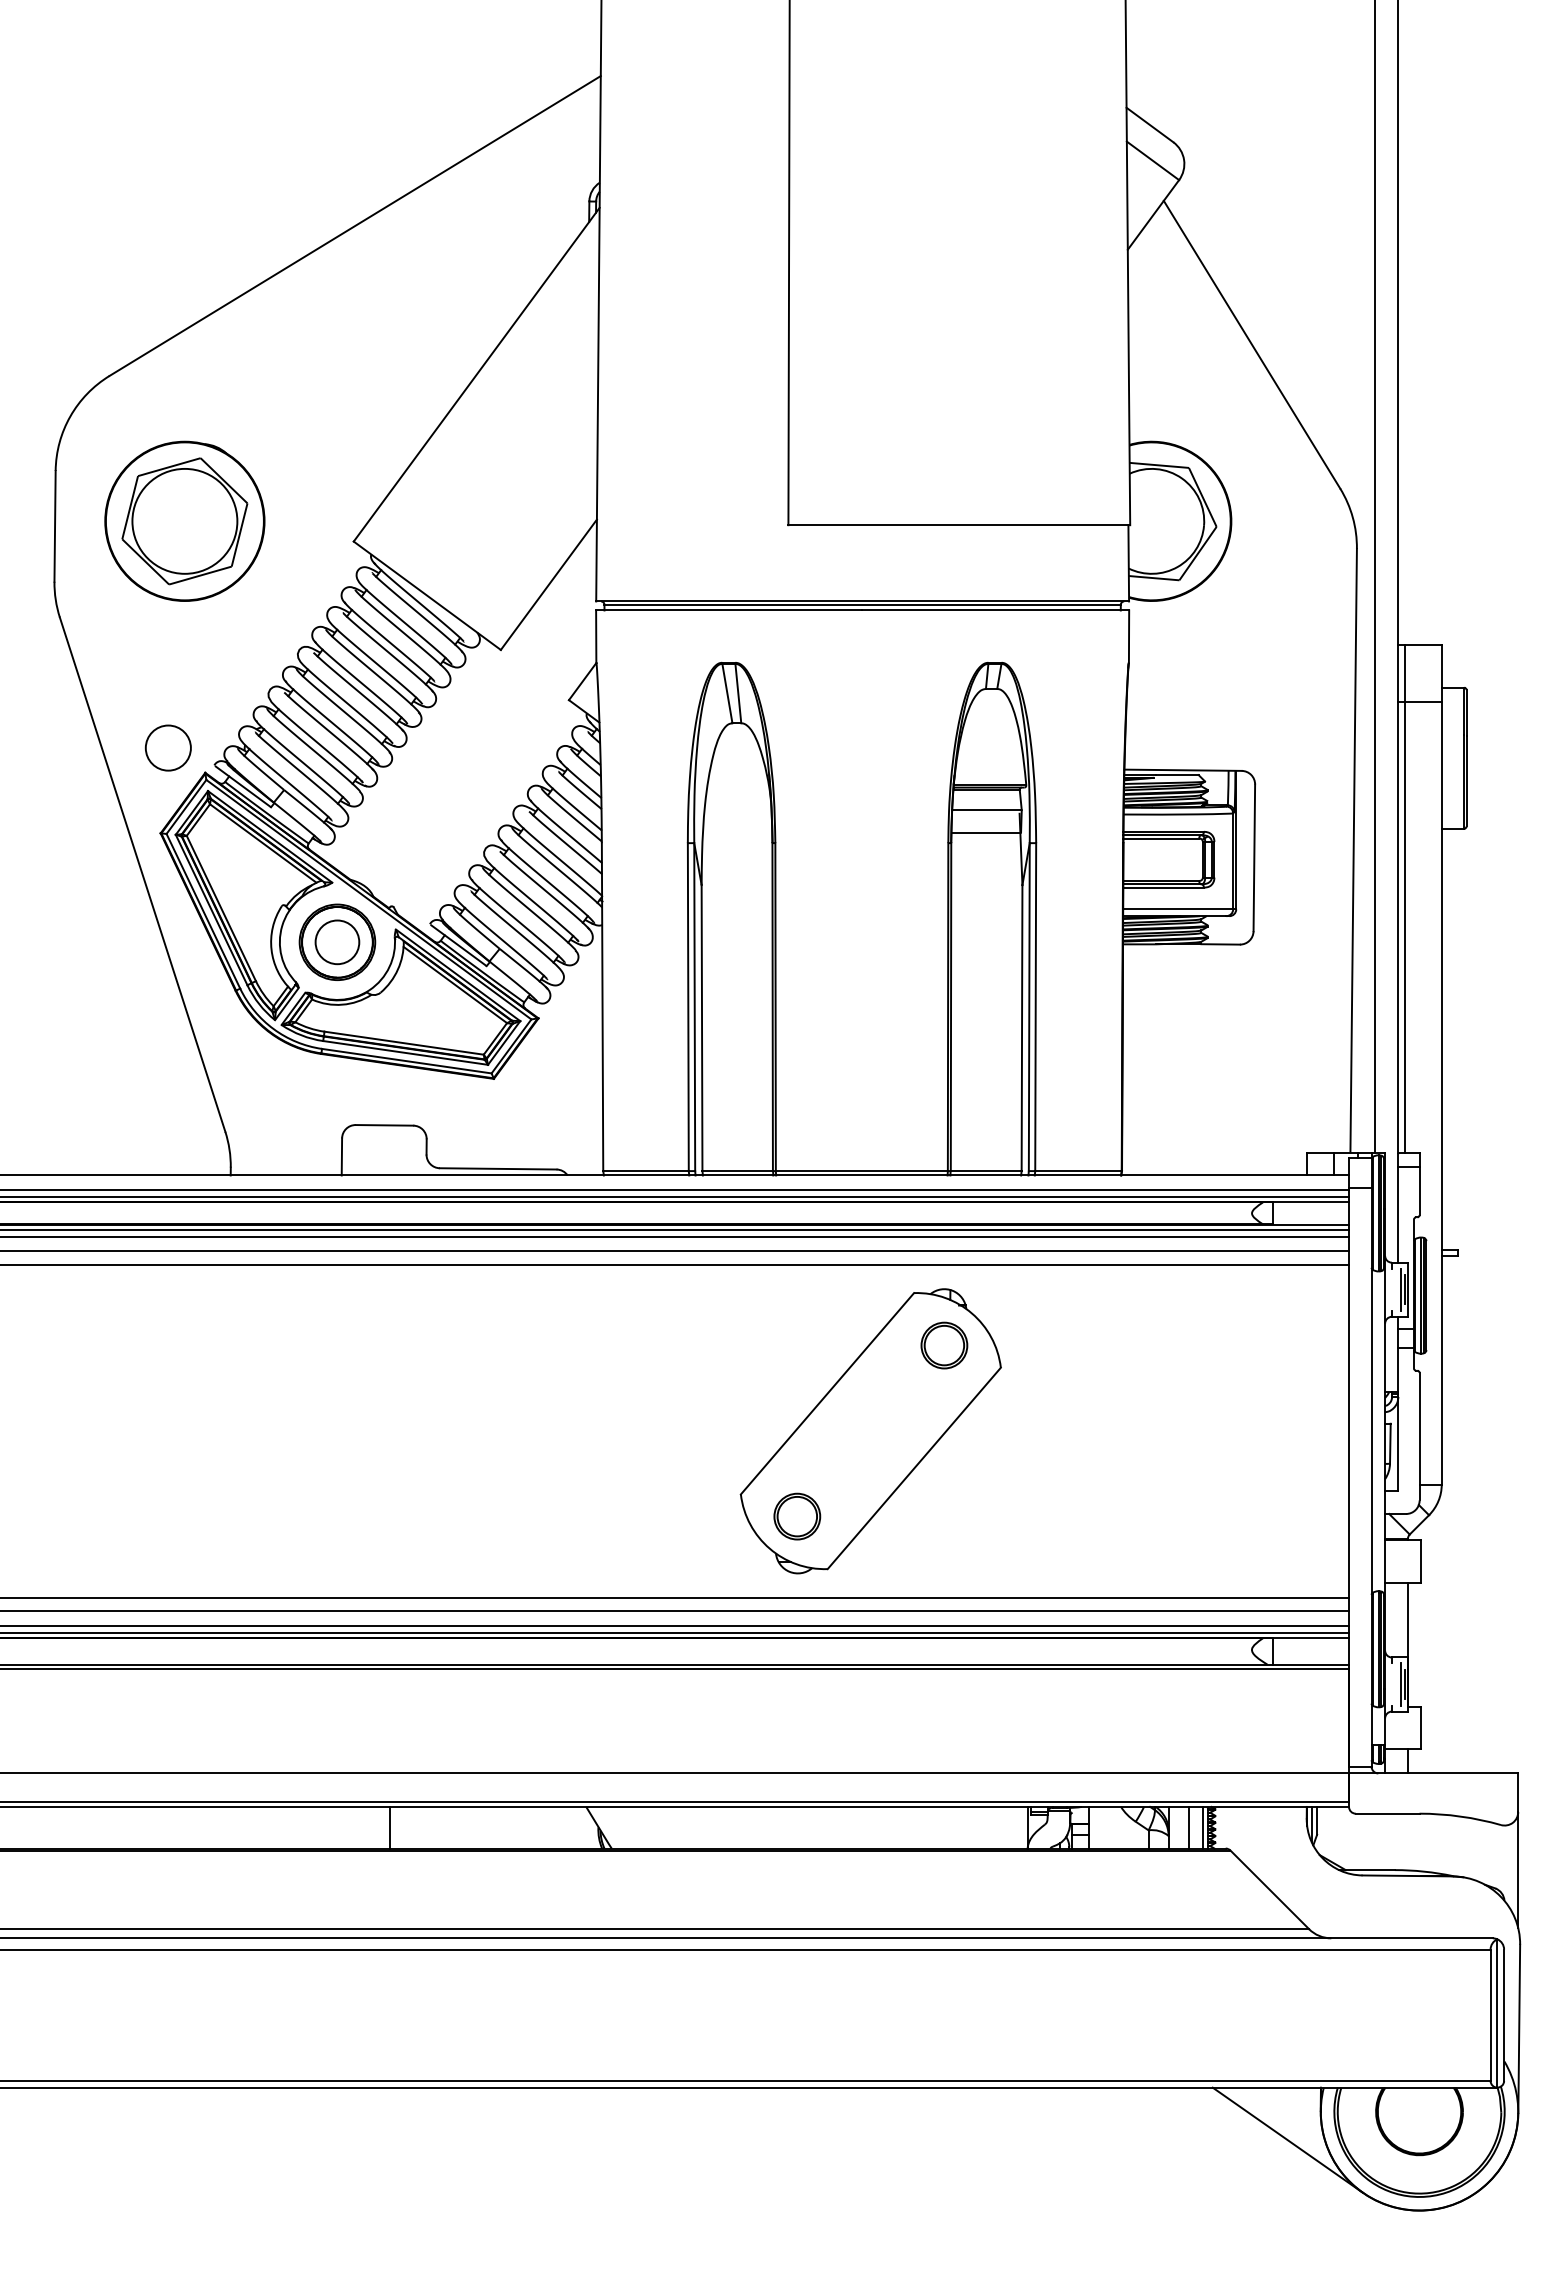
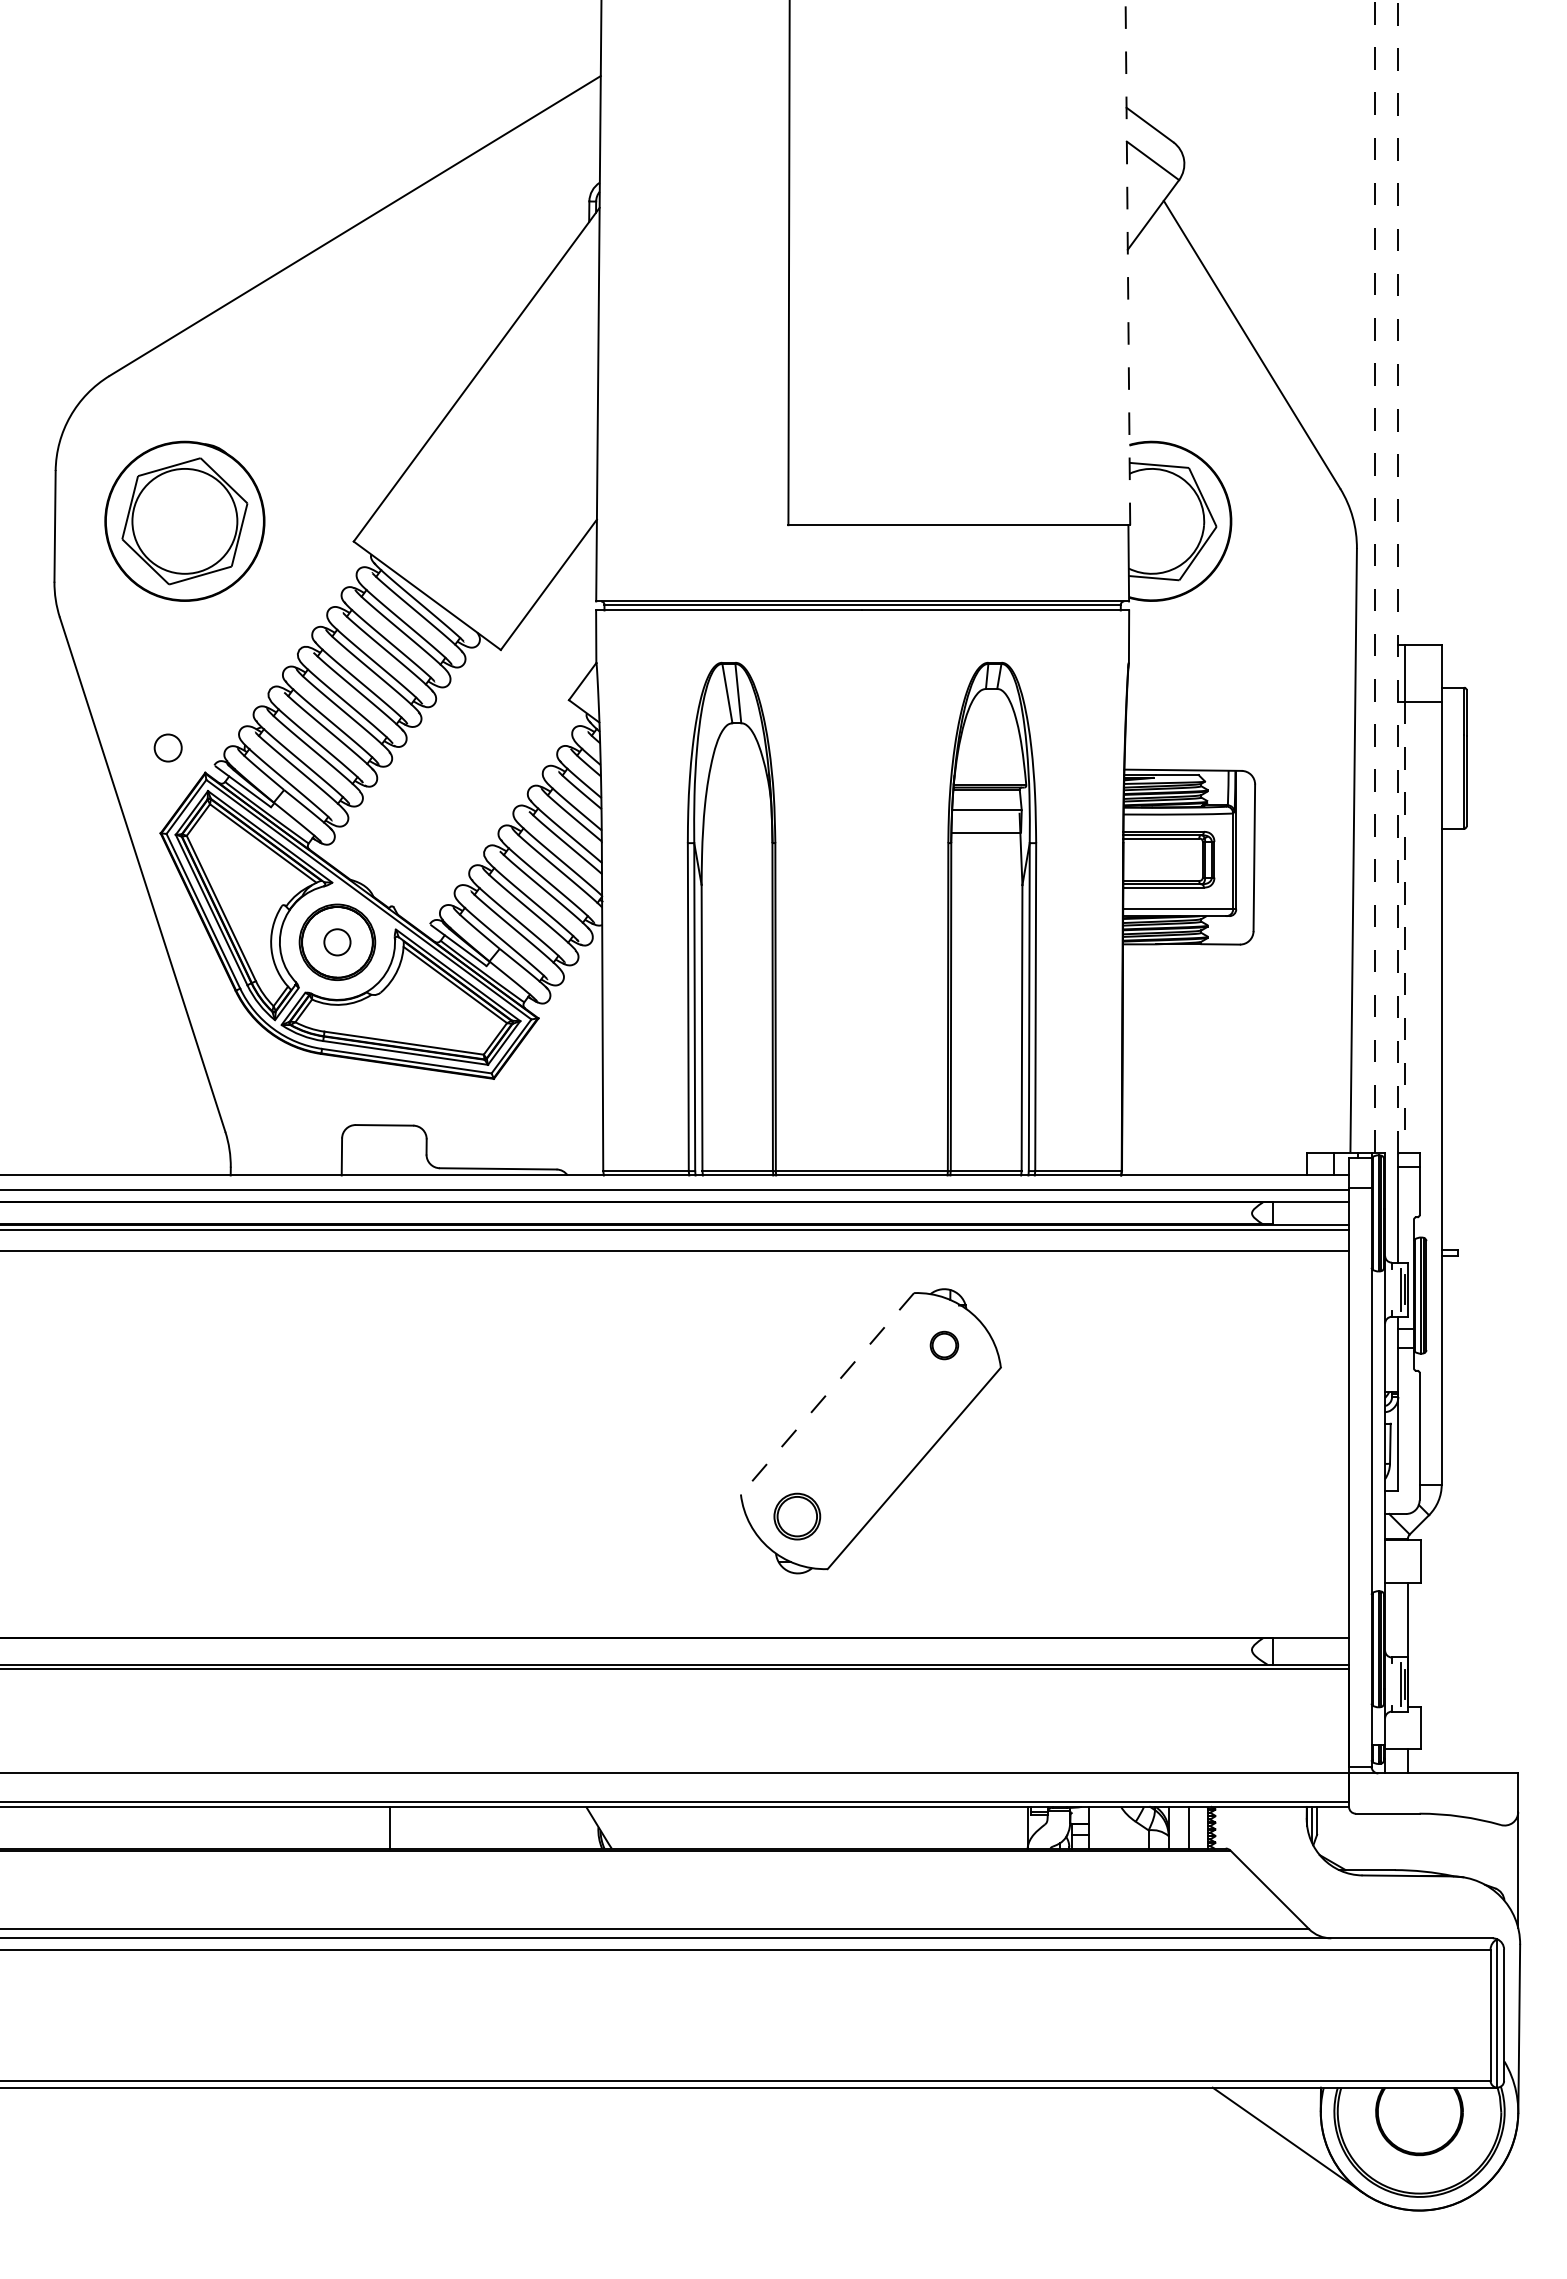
line: solid -> dashed (1127, 262)
line: solid -> dashed (1375, 576)
line: solid -> dashed (1398, 576)
circle size: 48x48 px -> 30x30 px (167, 747)
line: solid -> dashed (1404, 927)
circle diameter: 44 px -> 26 px (337, 942)
line: present -> none (675, 1196)
line: present -> none (675, 1236)
line: present -> none (675, 1264)
part size: 49x49 px -> 31x31 px (944, 1345)
line: solid -> dashed (827, 1393)
line: present -> none (675, 1597)
line: present -> none (675, 1611)
line: present -> none (675, 1626)
line: present -> none (675, 1632)
line: present -> none (1202, 1827)
